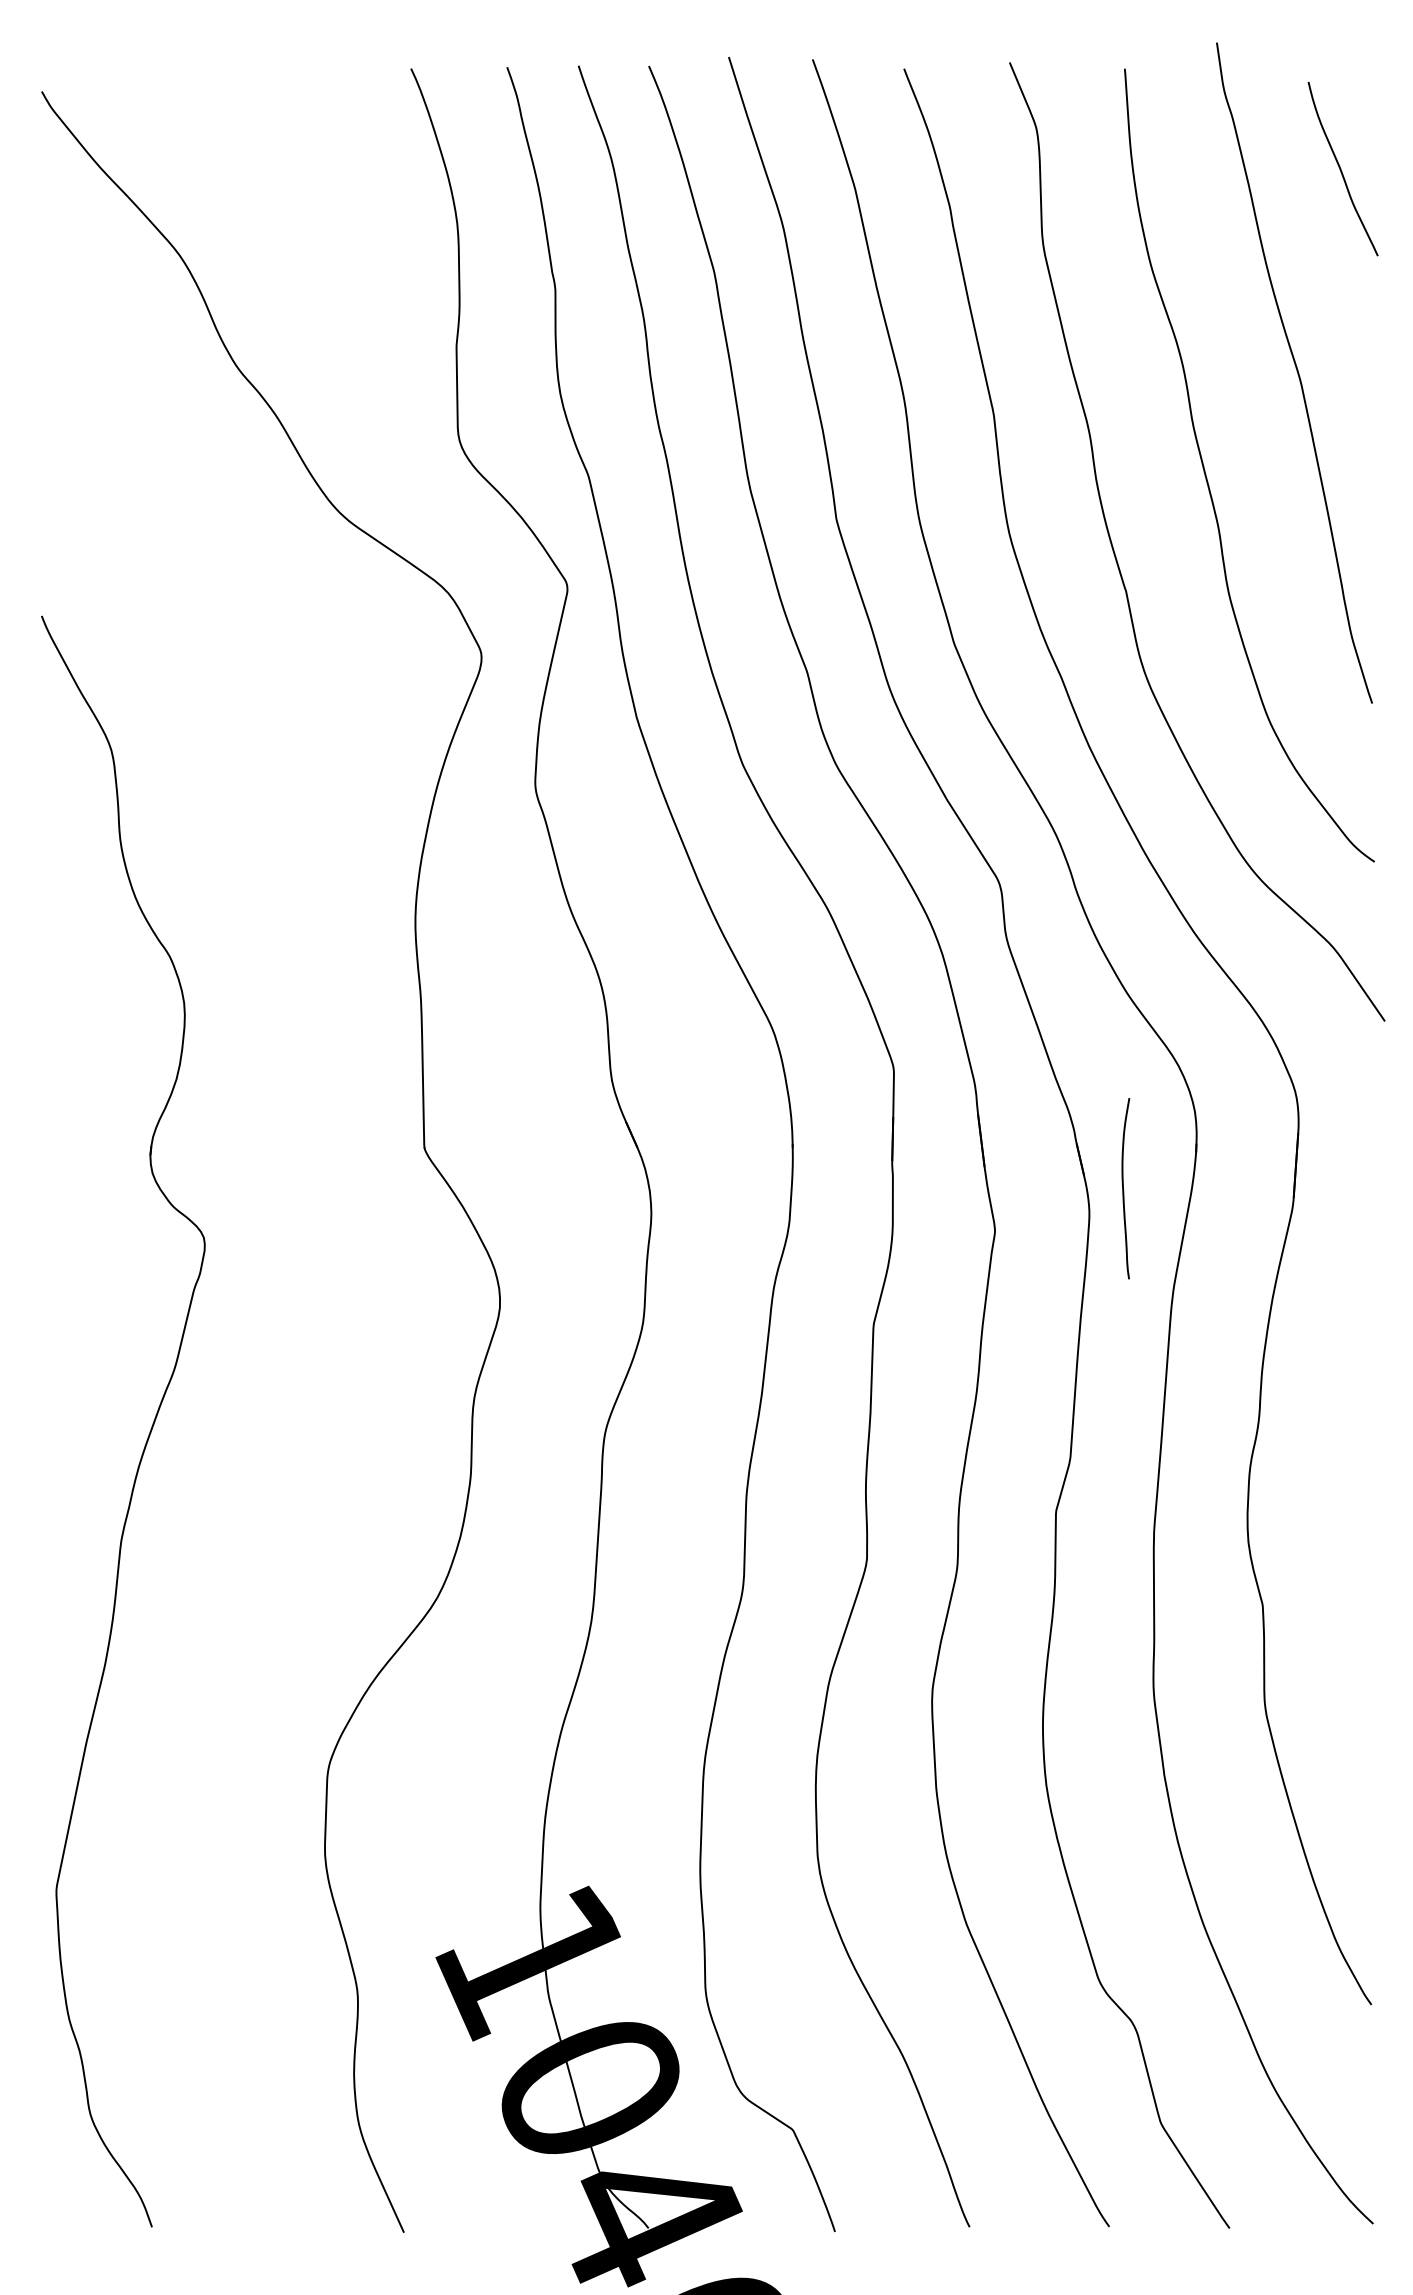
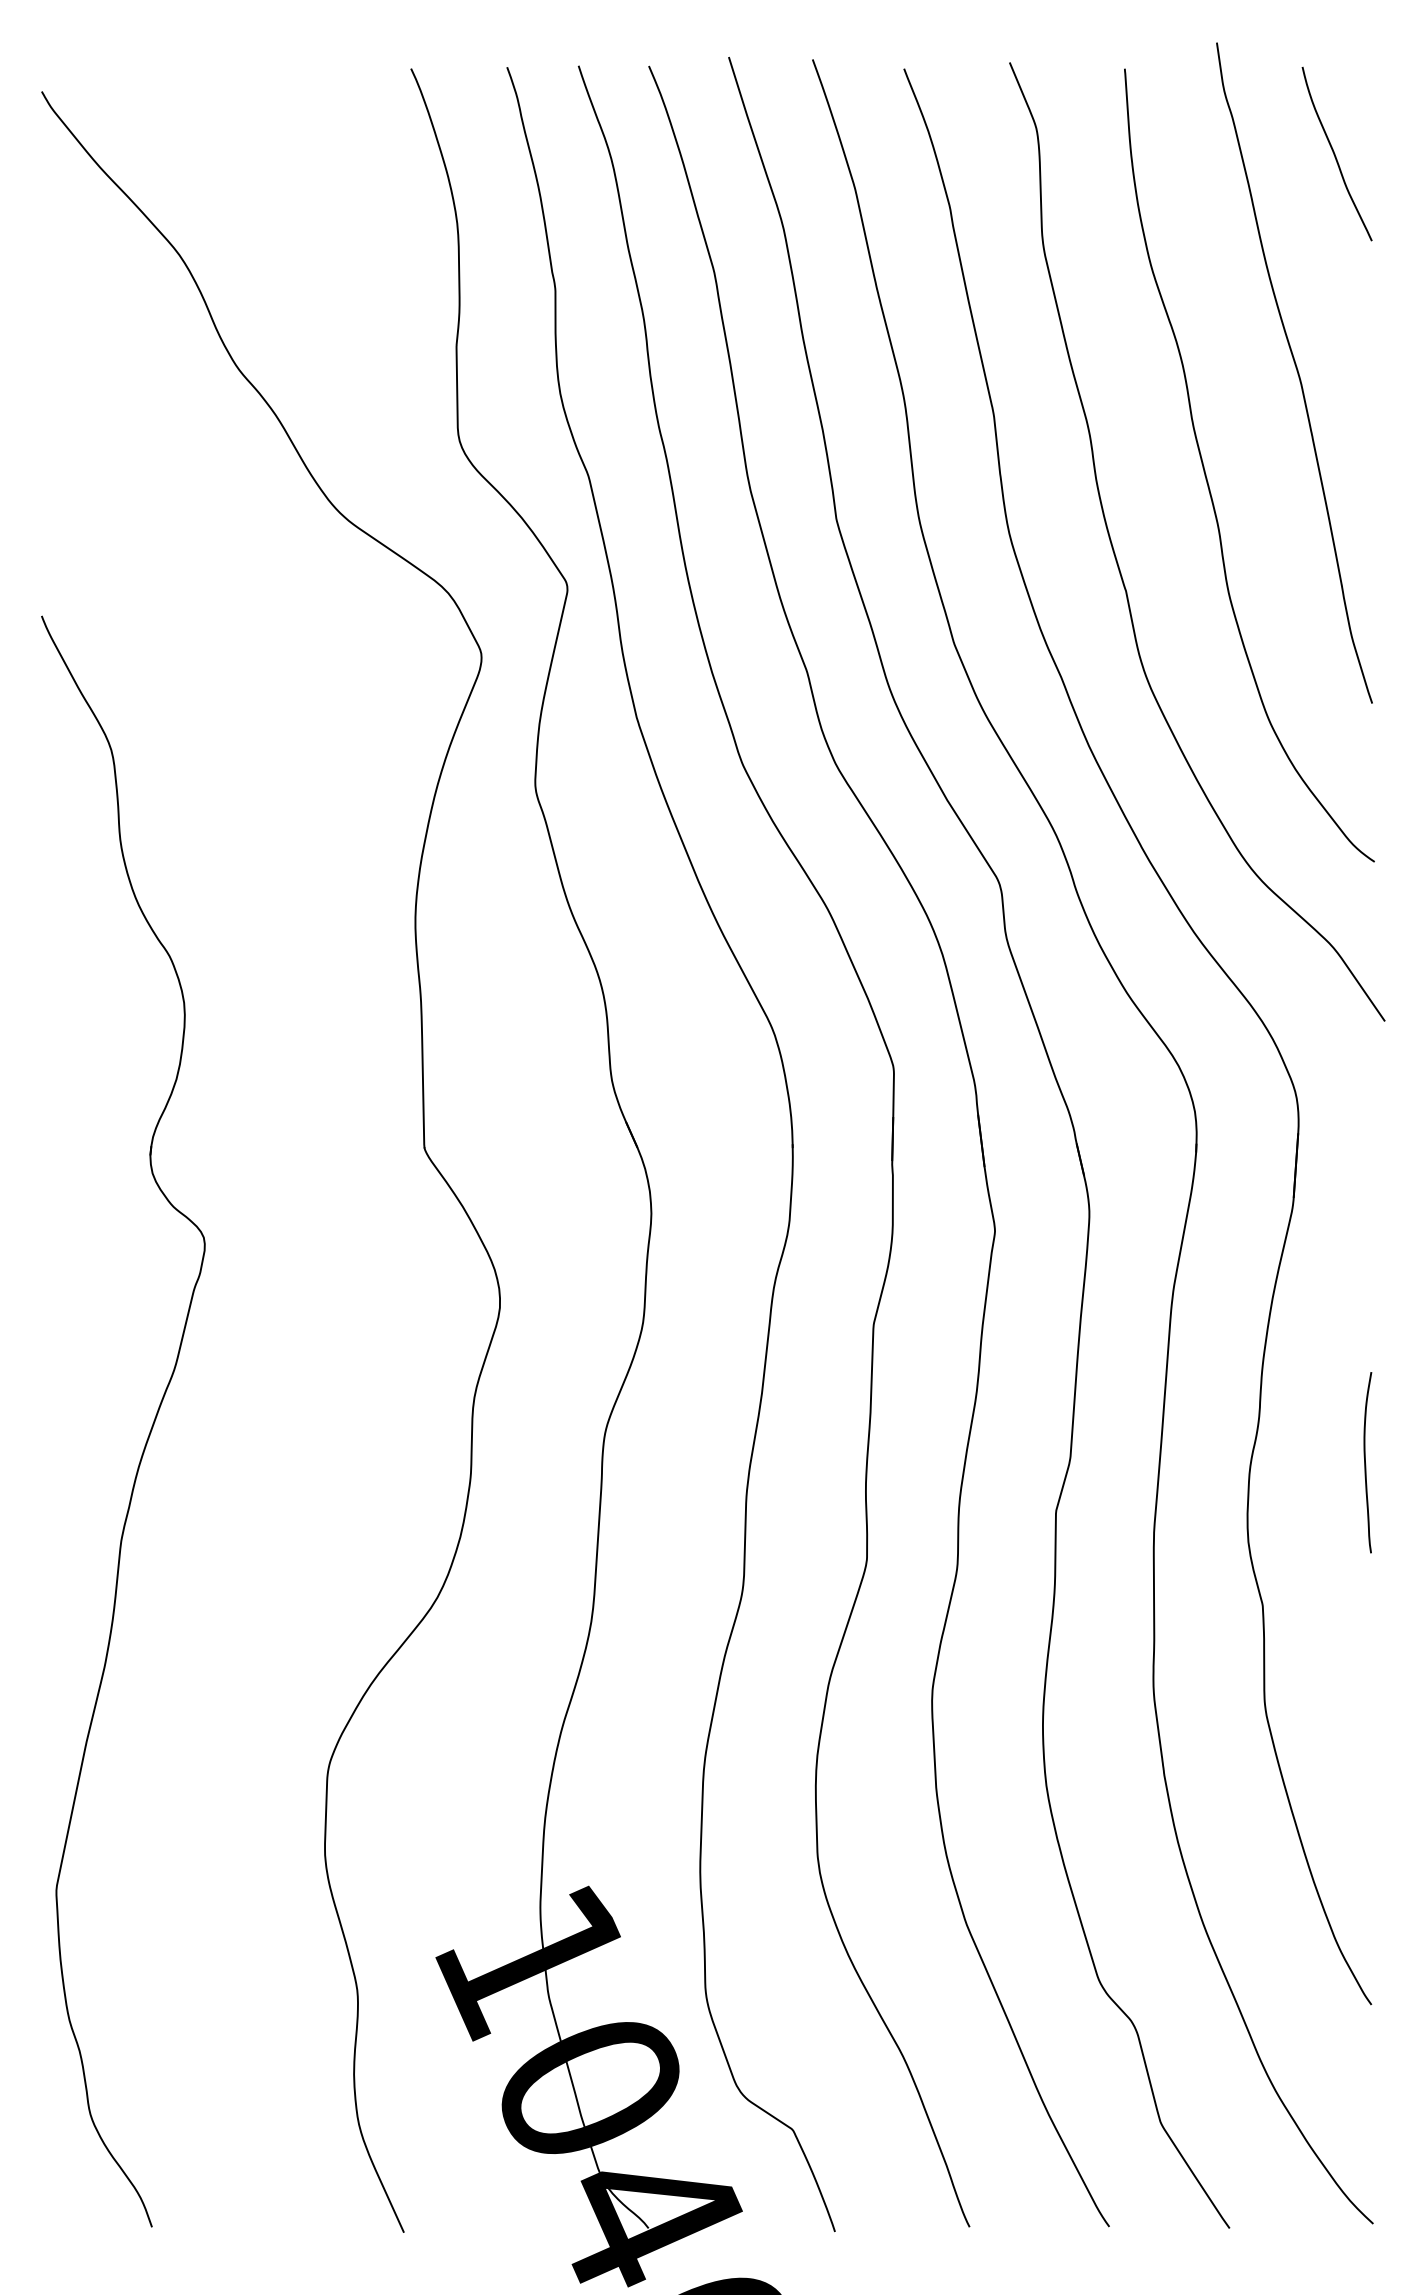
curve position: (1341, 168) -> (1335, 153) (1335, 153)
curve position: (1123, 1188) -> (1365, 1462) (1365, 1462)
